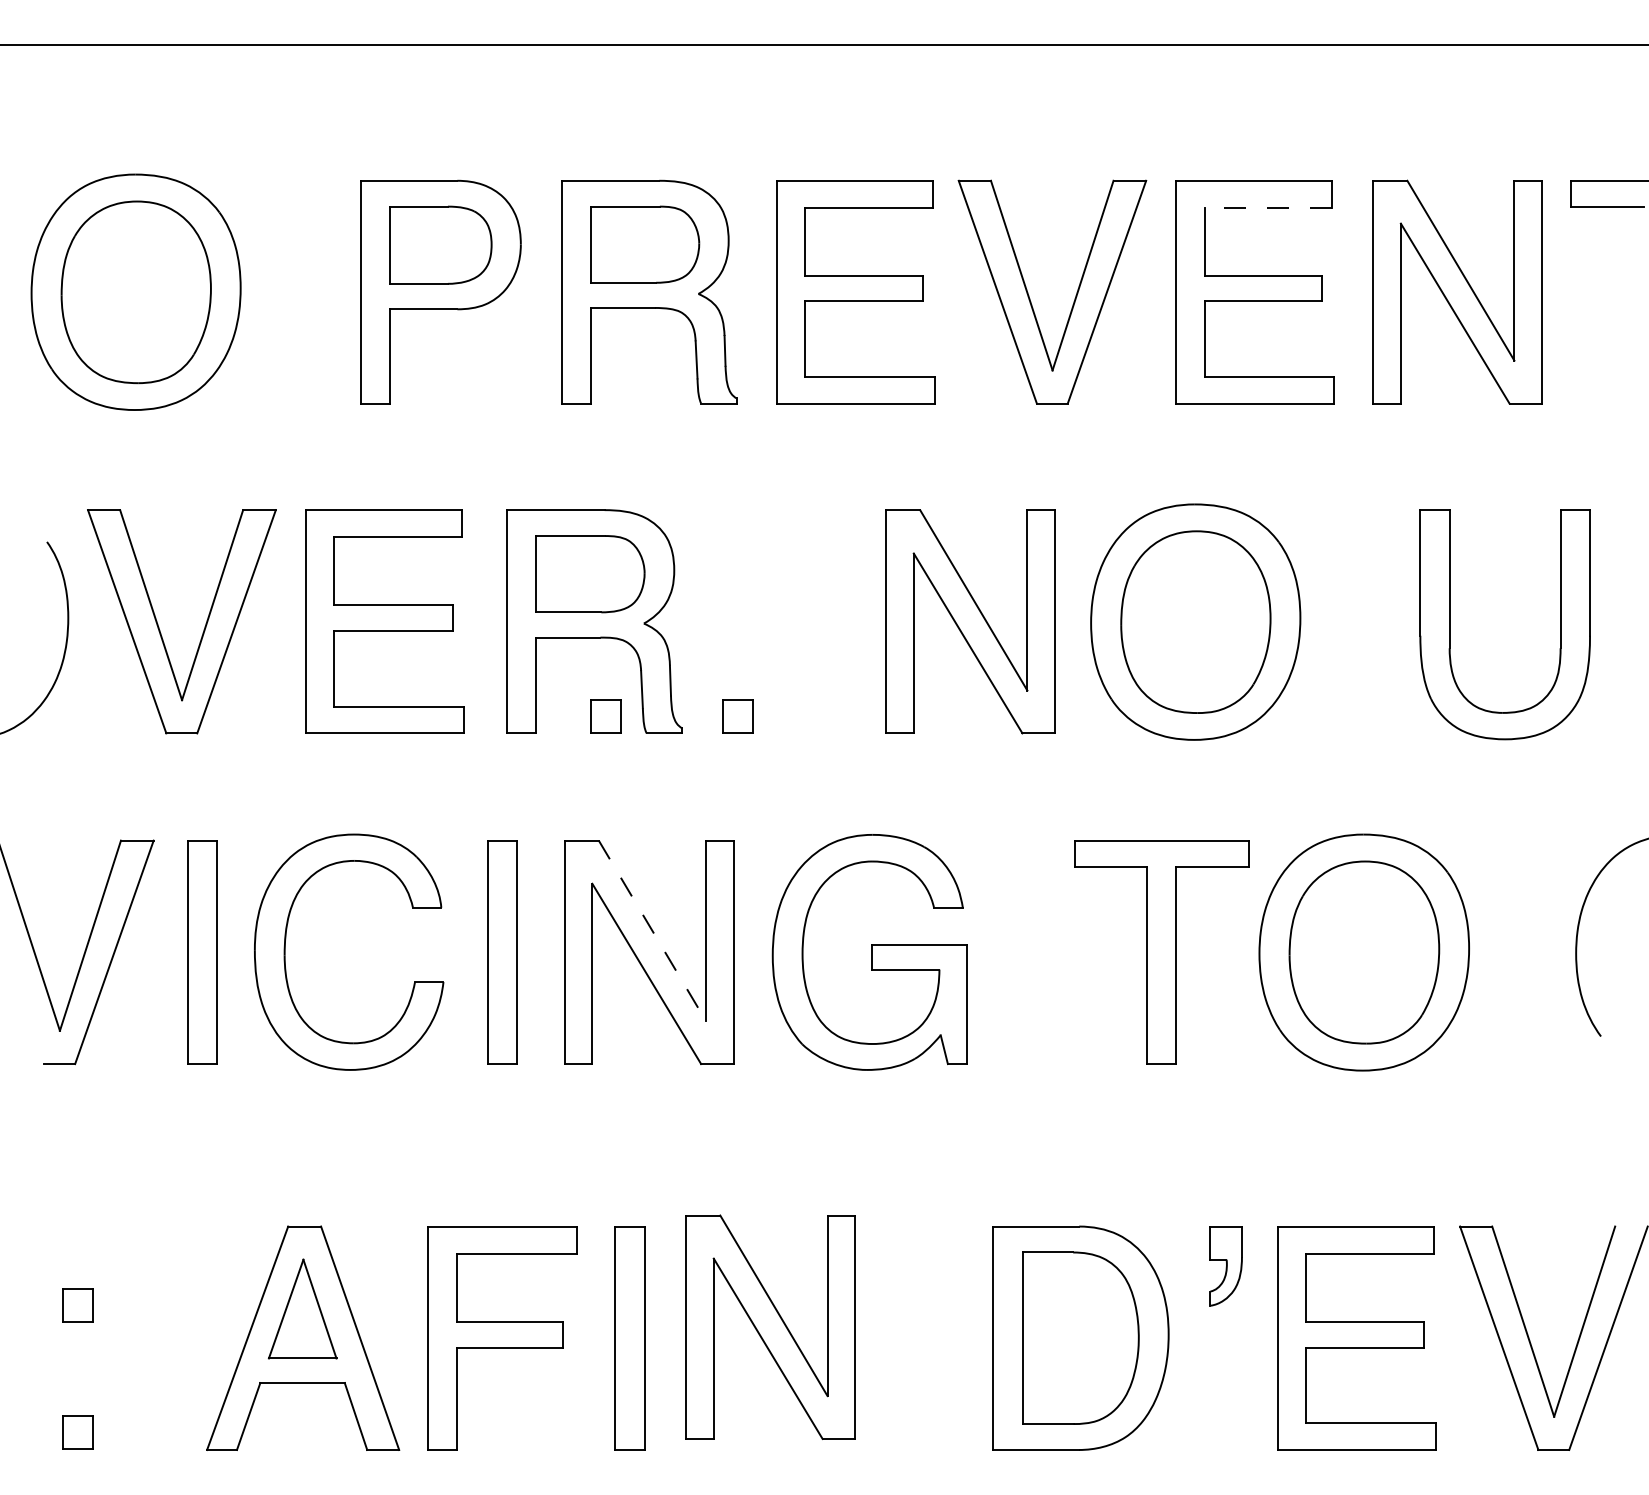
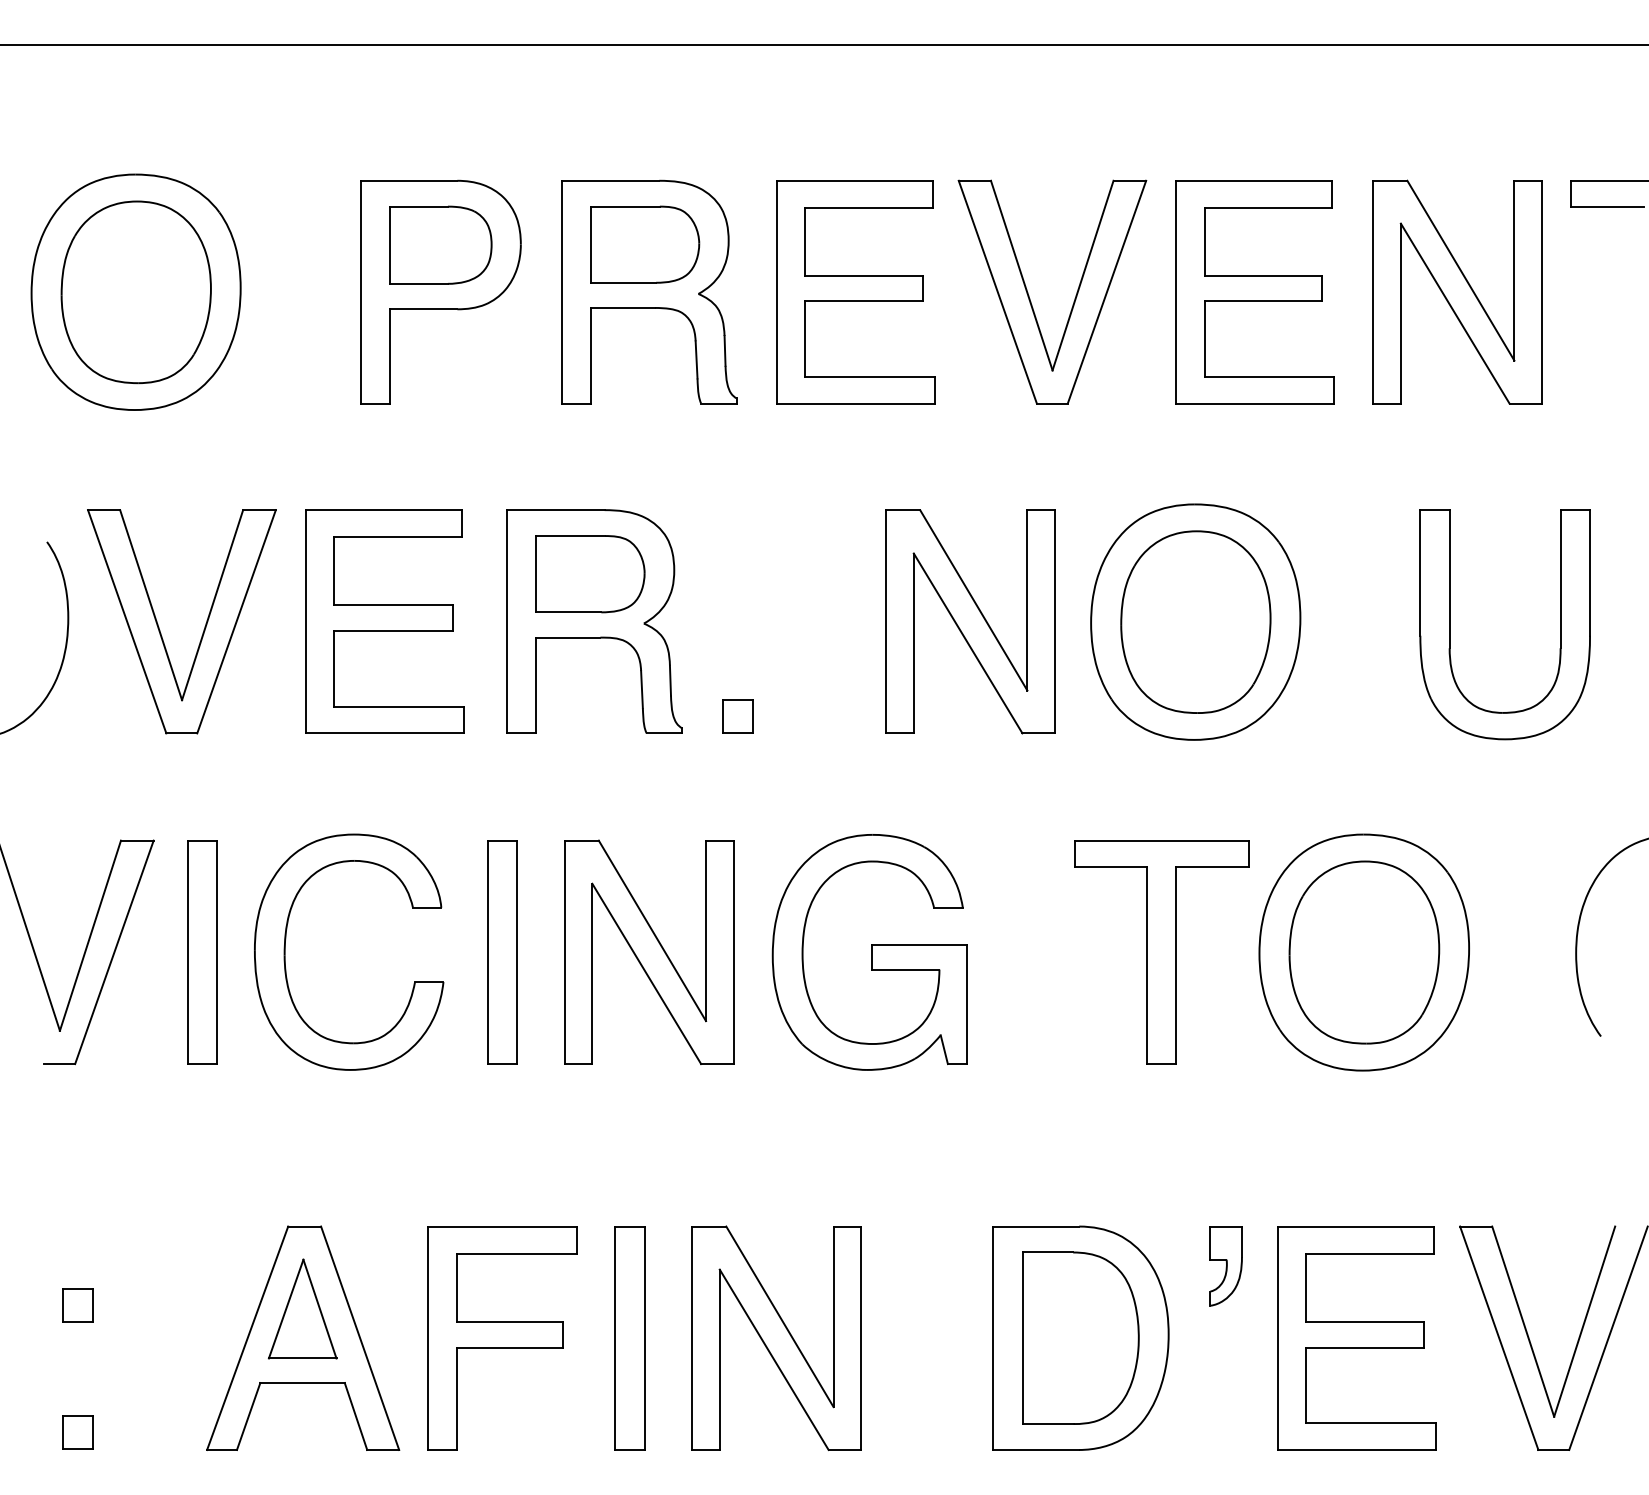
line: dashed -> solid (1268, 208)
part: present -> none (605, 716)
line: dashed -> solid (652, 930)
part position: (770, 1326) -> (776, 1337) (776, 1337)
